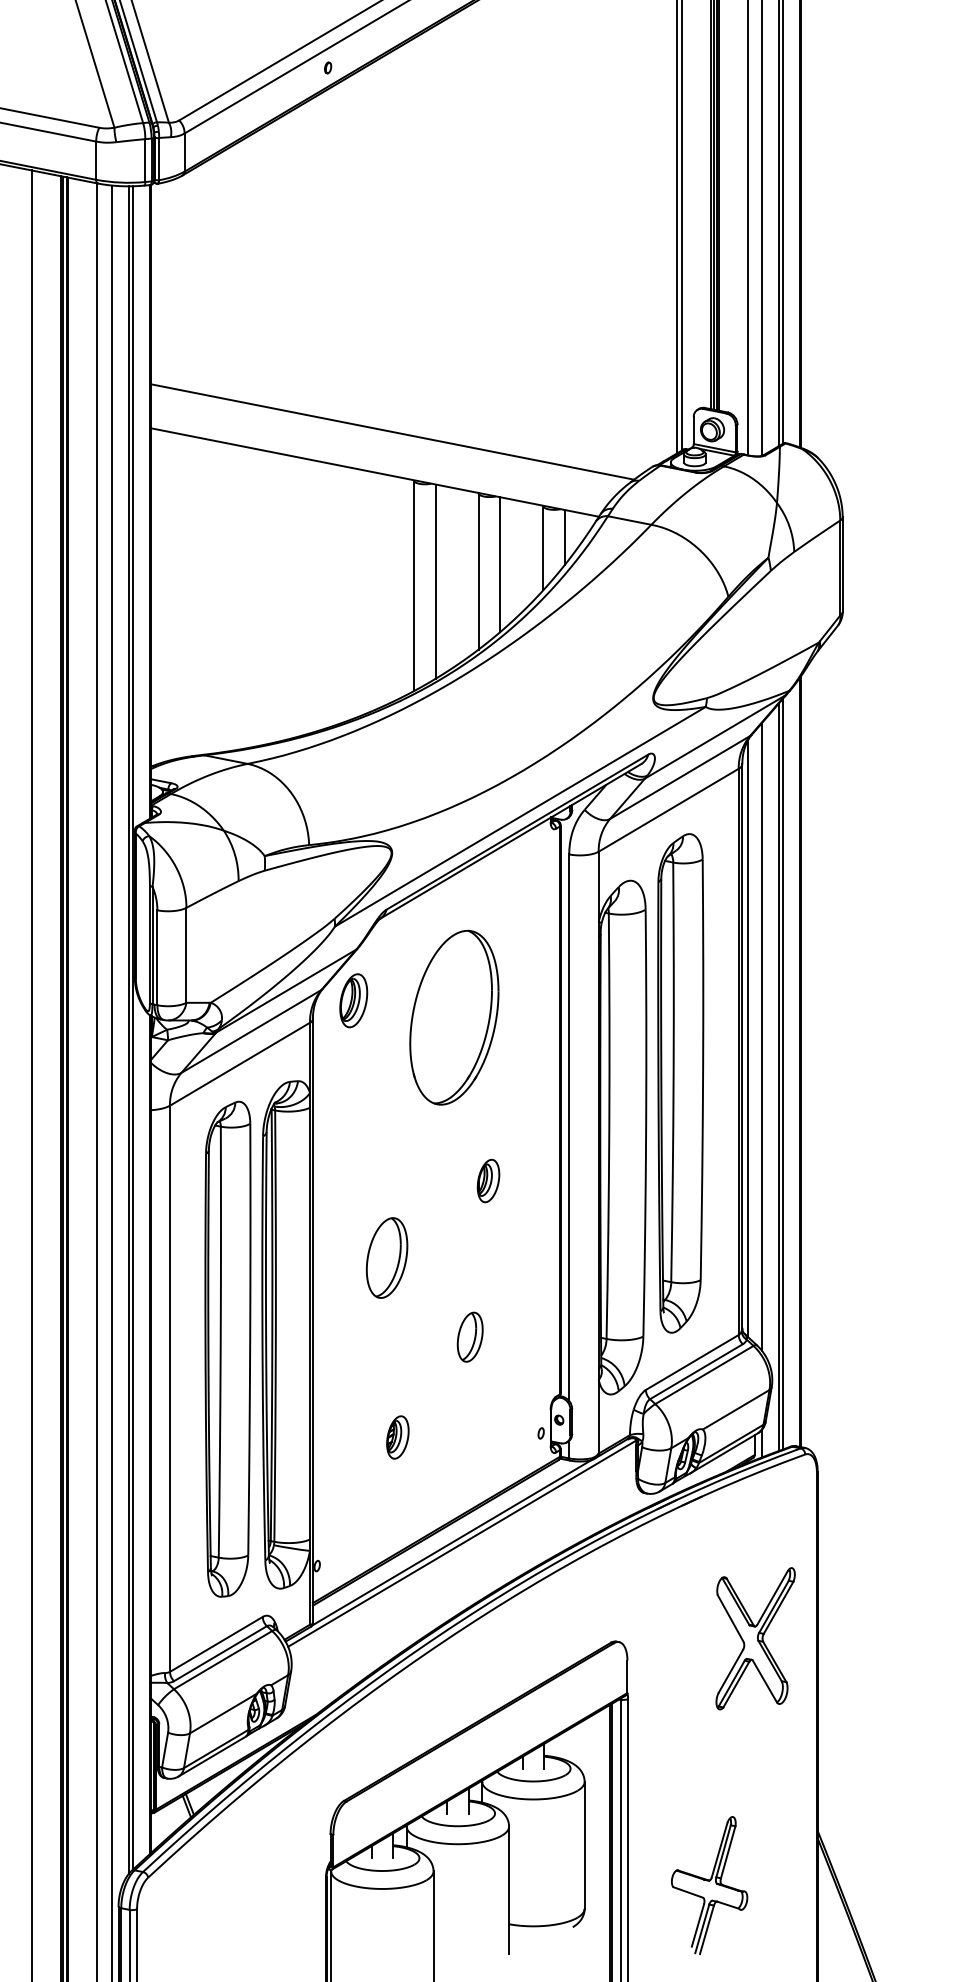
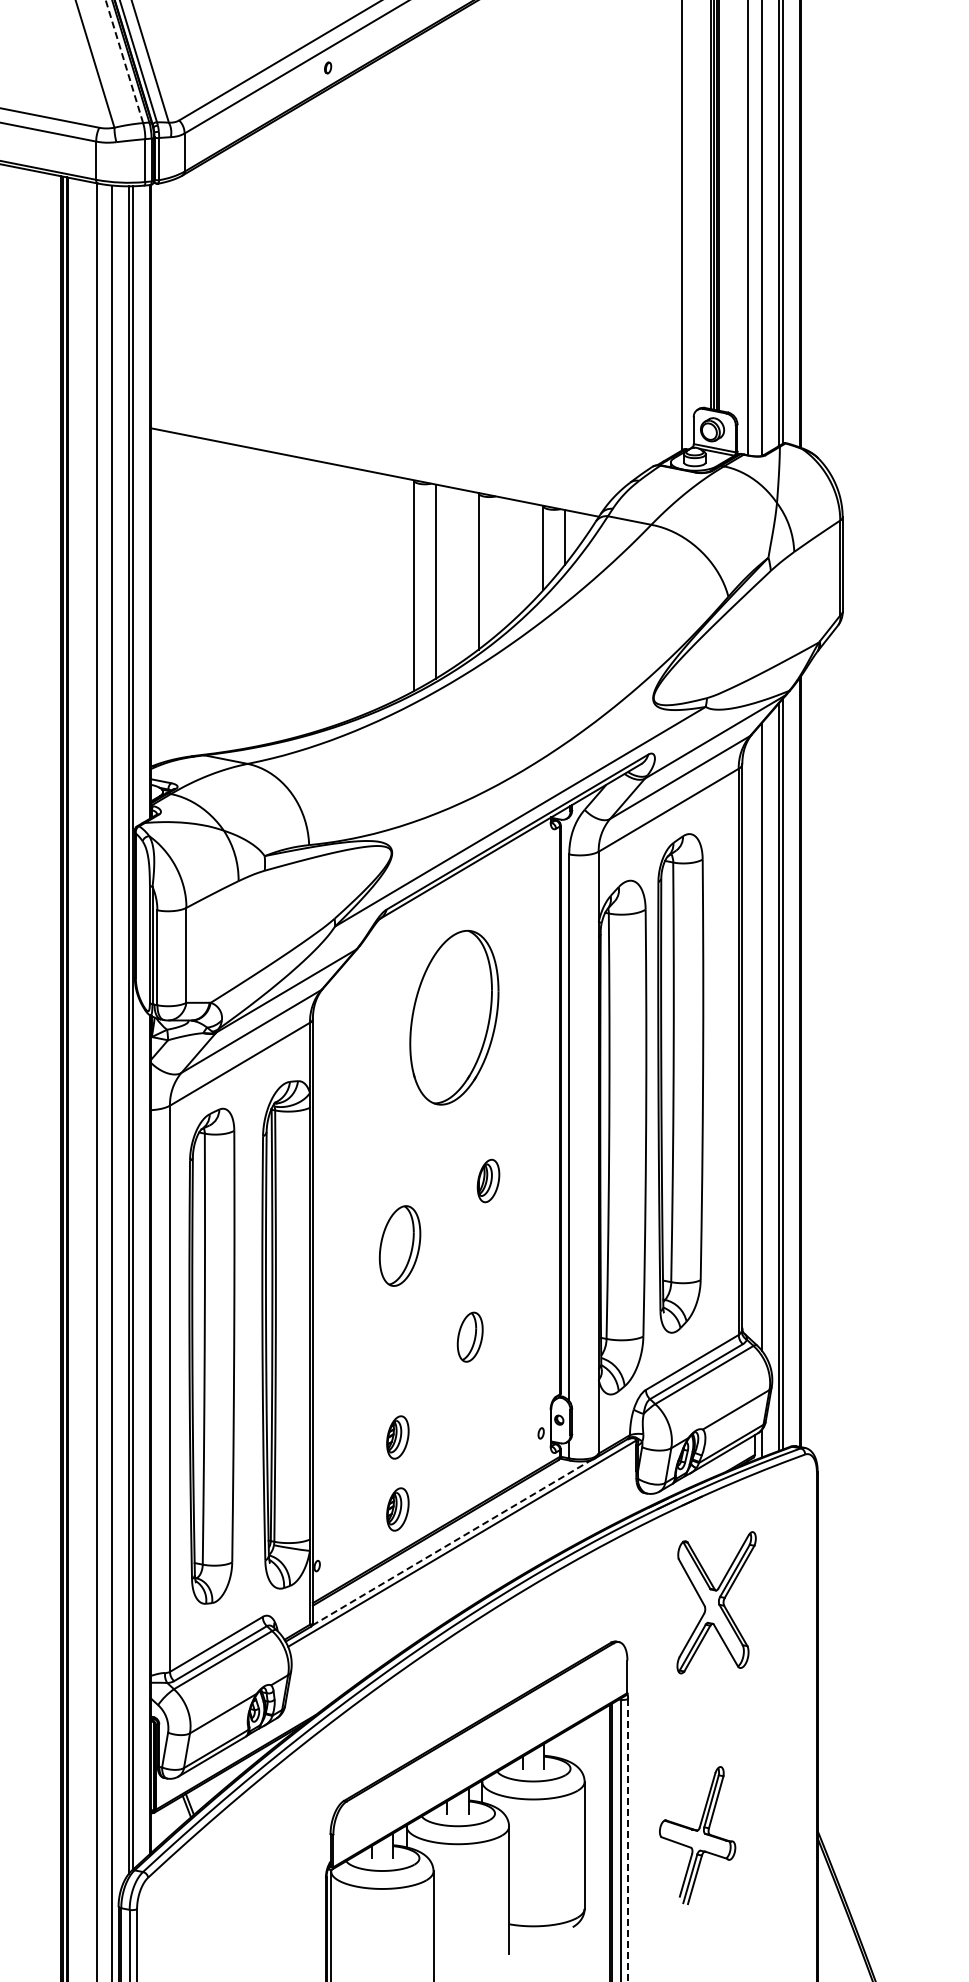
line: solid -> dashed (124, 61)
line: present -> none (676, 227)
line: present -> none (392, 431)
line: present -> none (500, 564)
part: present -> none (353, 1000)
line: present -> none (747, 1038)
line: present -> none (31, 1074)
part position: (386, 1257) -> (399, 1245) (399, 1245)
part position: (227, 1348) -> (211, 1355) (211, 1355)
part: none -> present (397, 1509)
line: solid -> dashed (452, 1542)
part position: (755, 1638) -> (716, 1602) (716, 1602)
line: solid -> dashed (628, 1840)
part position: (709, 1885) -> (697, 1835) (697, 1835)
